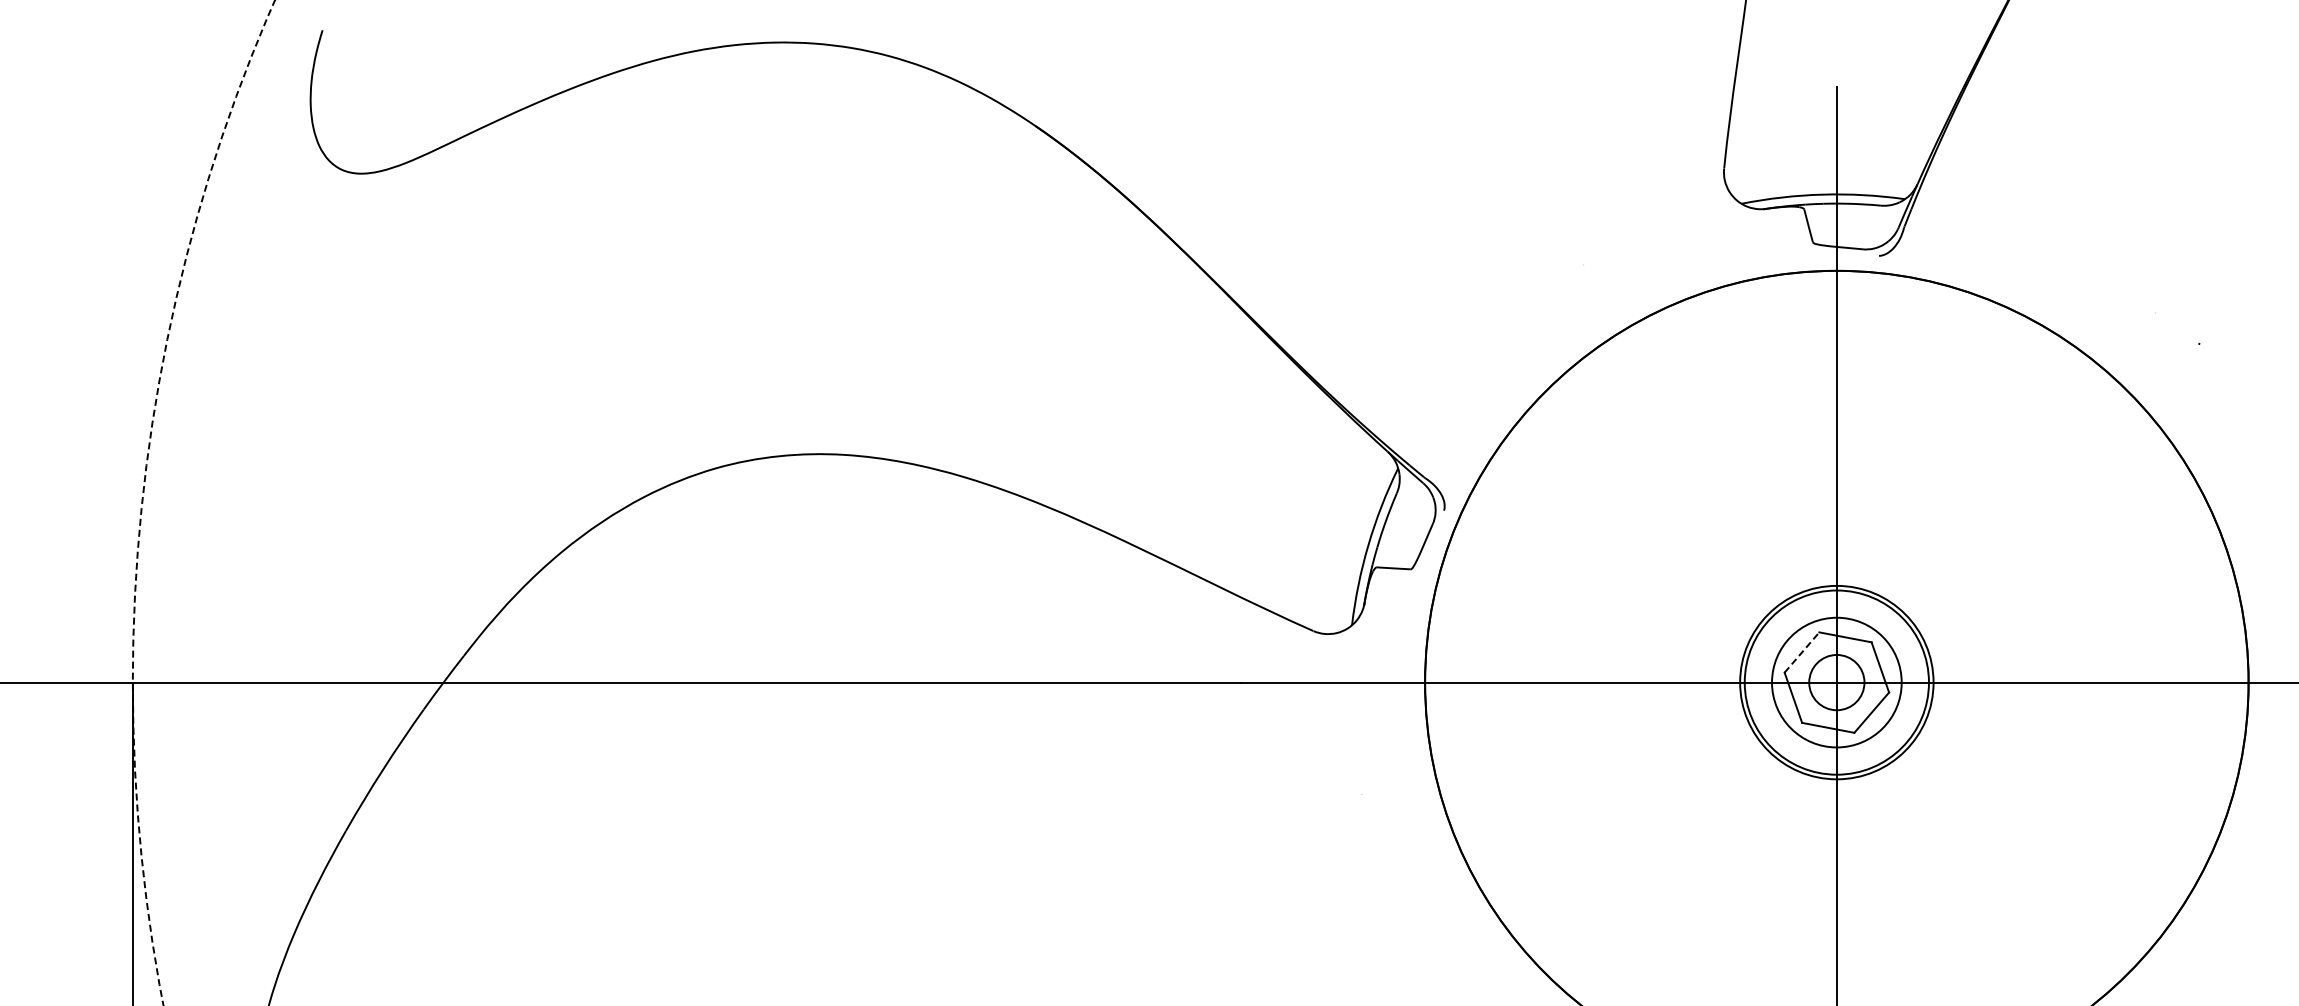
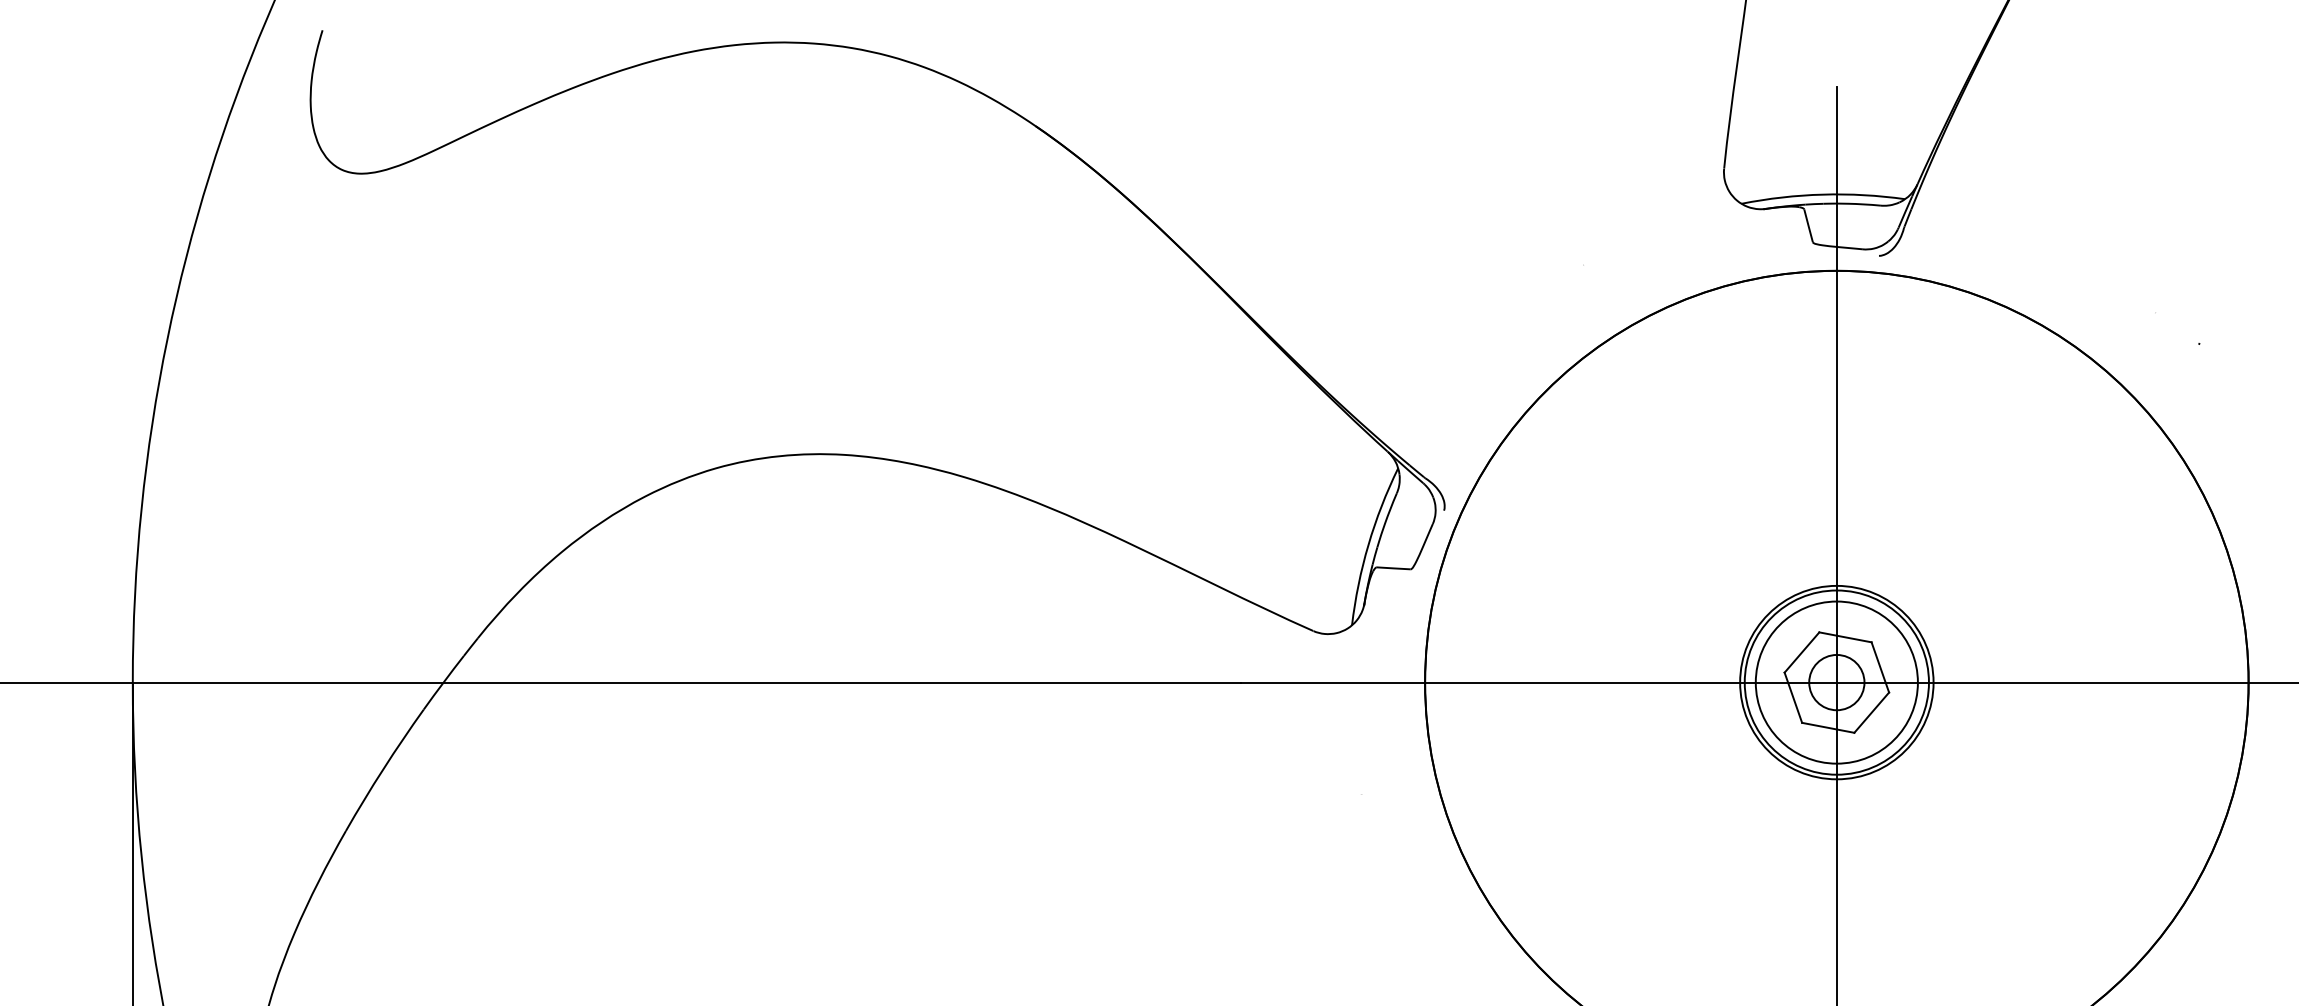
circle: dashed -> solid (203, 502)
line: dashed -> solid (1801, 652)
circle diameter: 130 px -> 162 px (1836, 682)
